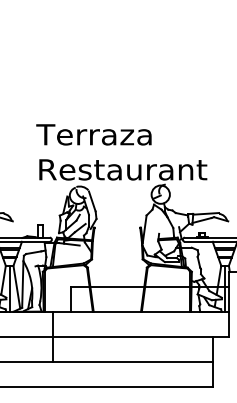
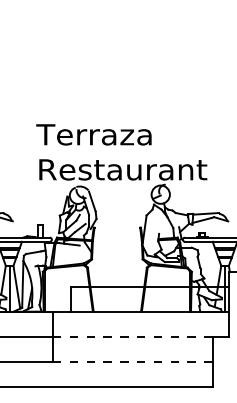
line: solid -> dashed (133, 337)
line: solid -> dashed (133, 362)
